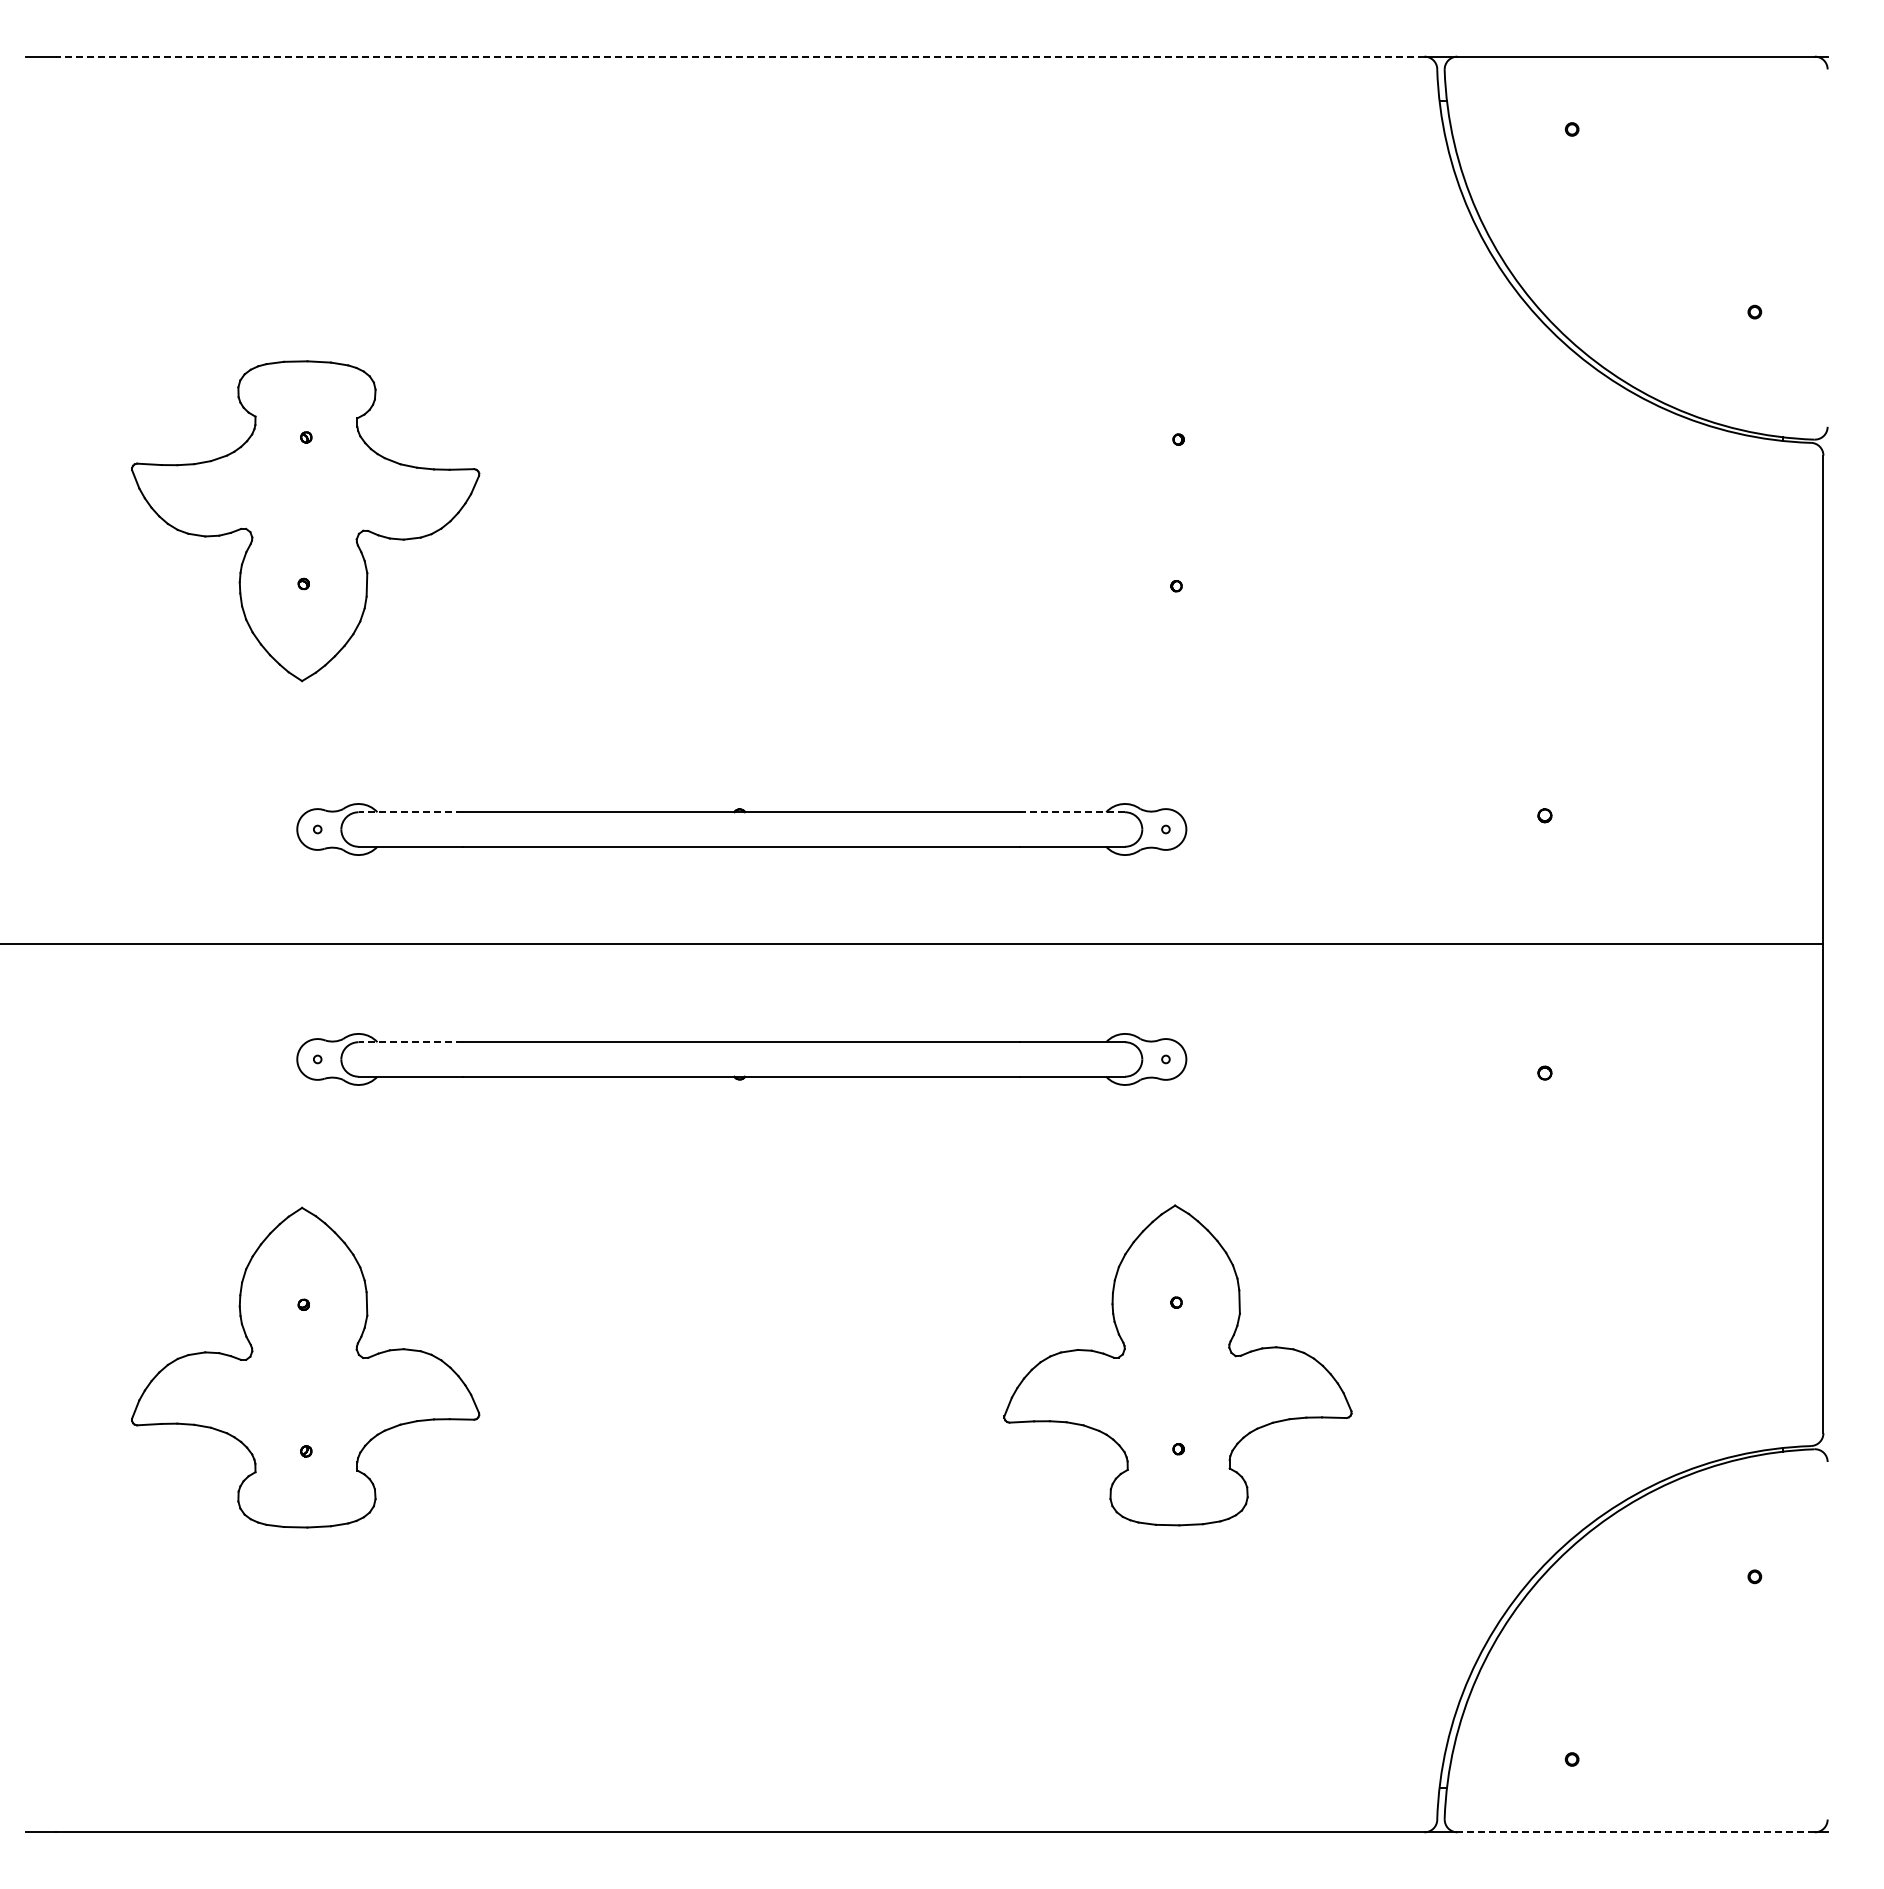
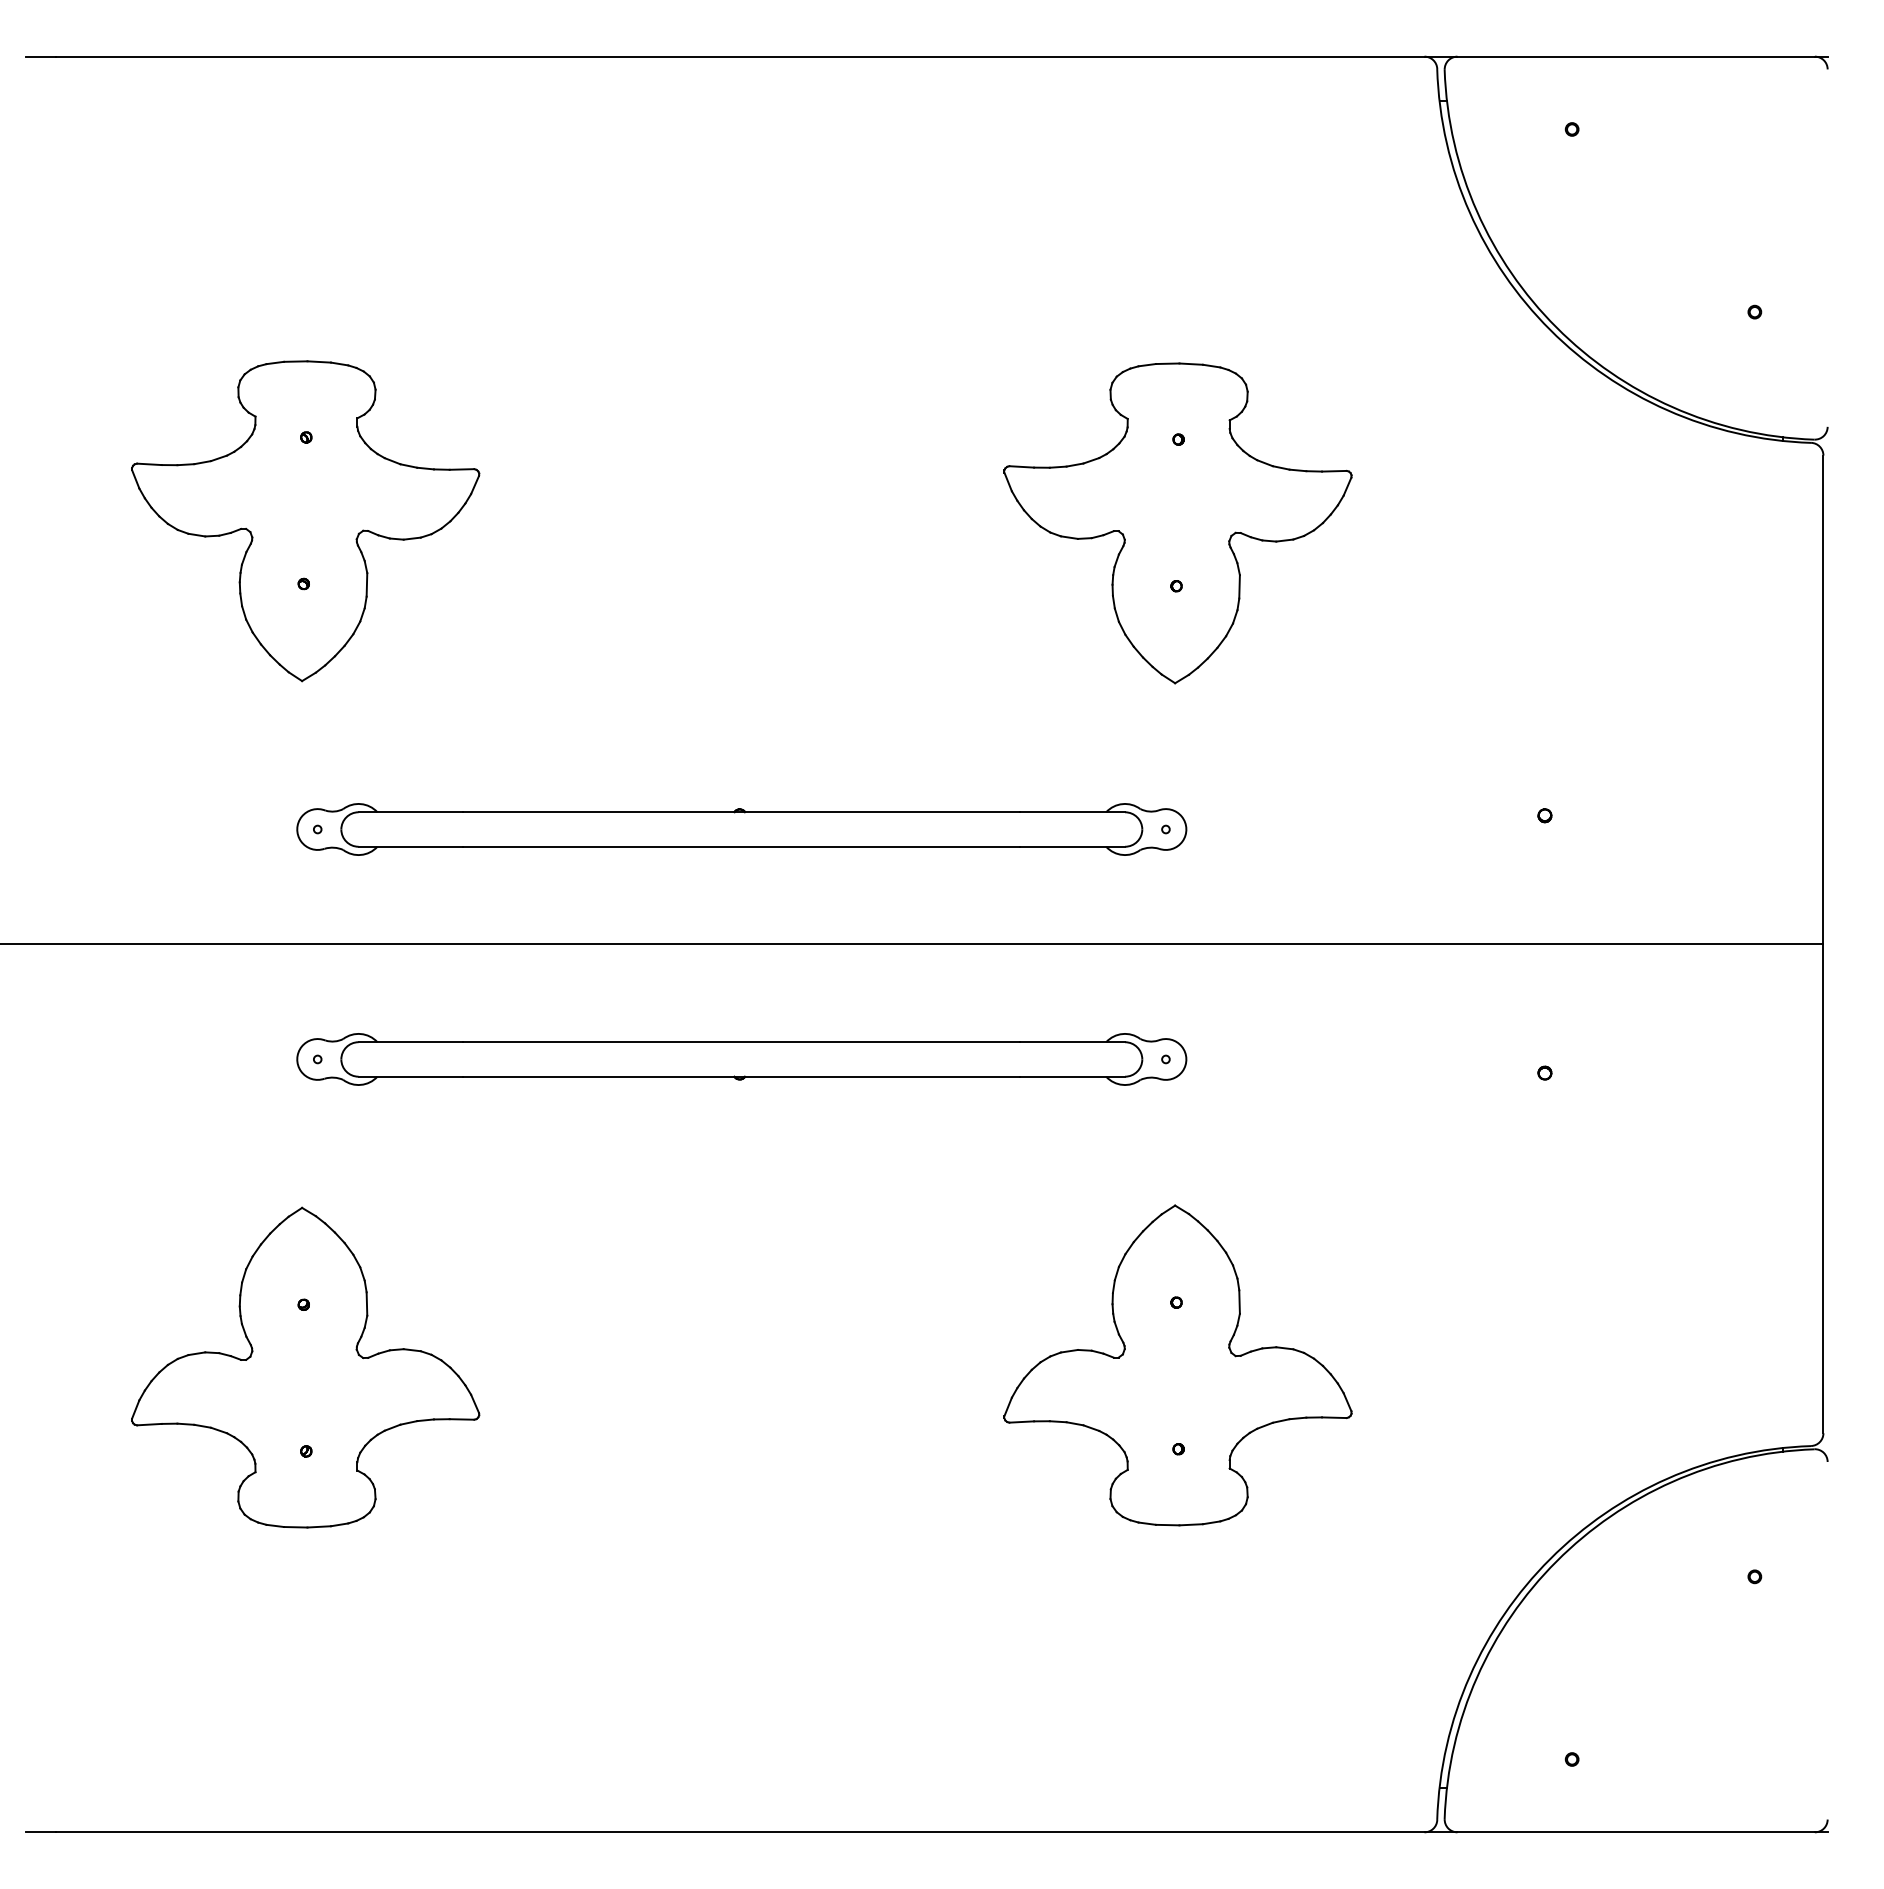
line: dashed -> solid (739, 56)
part: none -> present (1177, 523)
line: dashed -> solid (410, 812)
line: dashed -> solid (1072, 812)
line: dashed -> solid (410, 1042)
line: dashed -> solid (1636, 1832)
